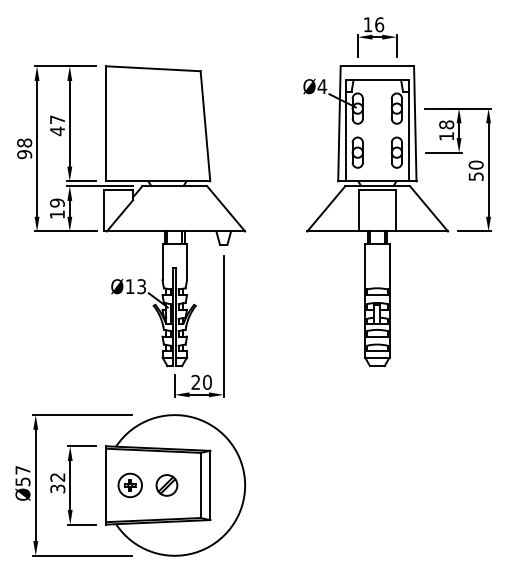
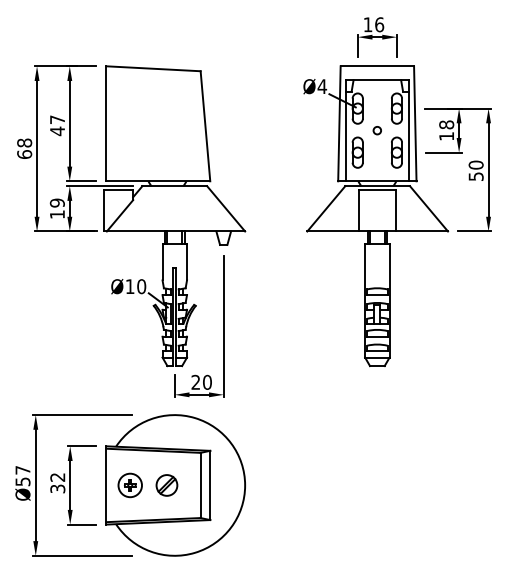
circle: none -> present (376, 130)
text: 98 -> 68 (24, 154)
text: Ø13 -> Ø10 (141, 286)
